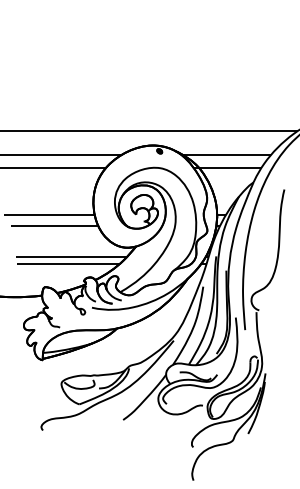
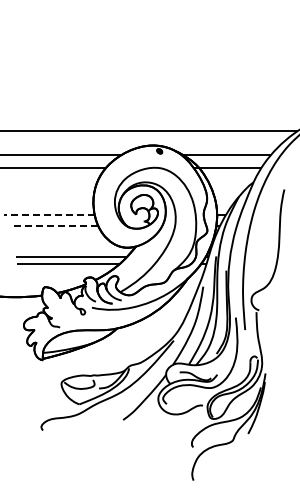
line: solid -> dashed (48, 215)
line: solid -> dashed (54, 225)
